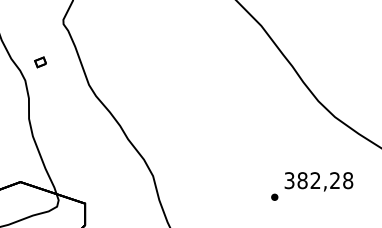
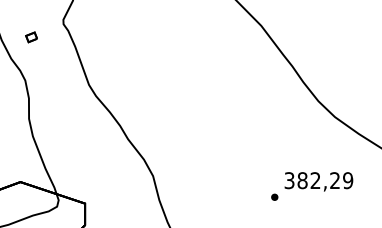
part position: (40, 62) -> (31, 37) (31, 37)
text: 382,28 -> 382,29 (348, 180)
